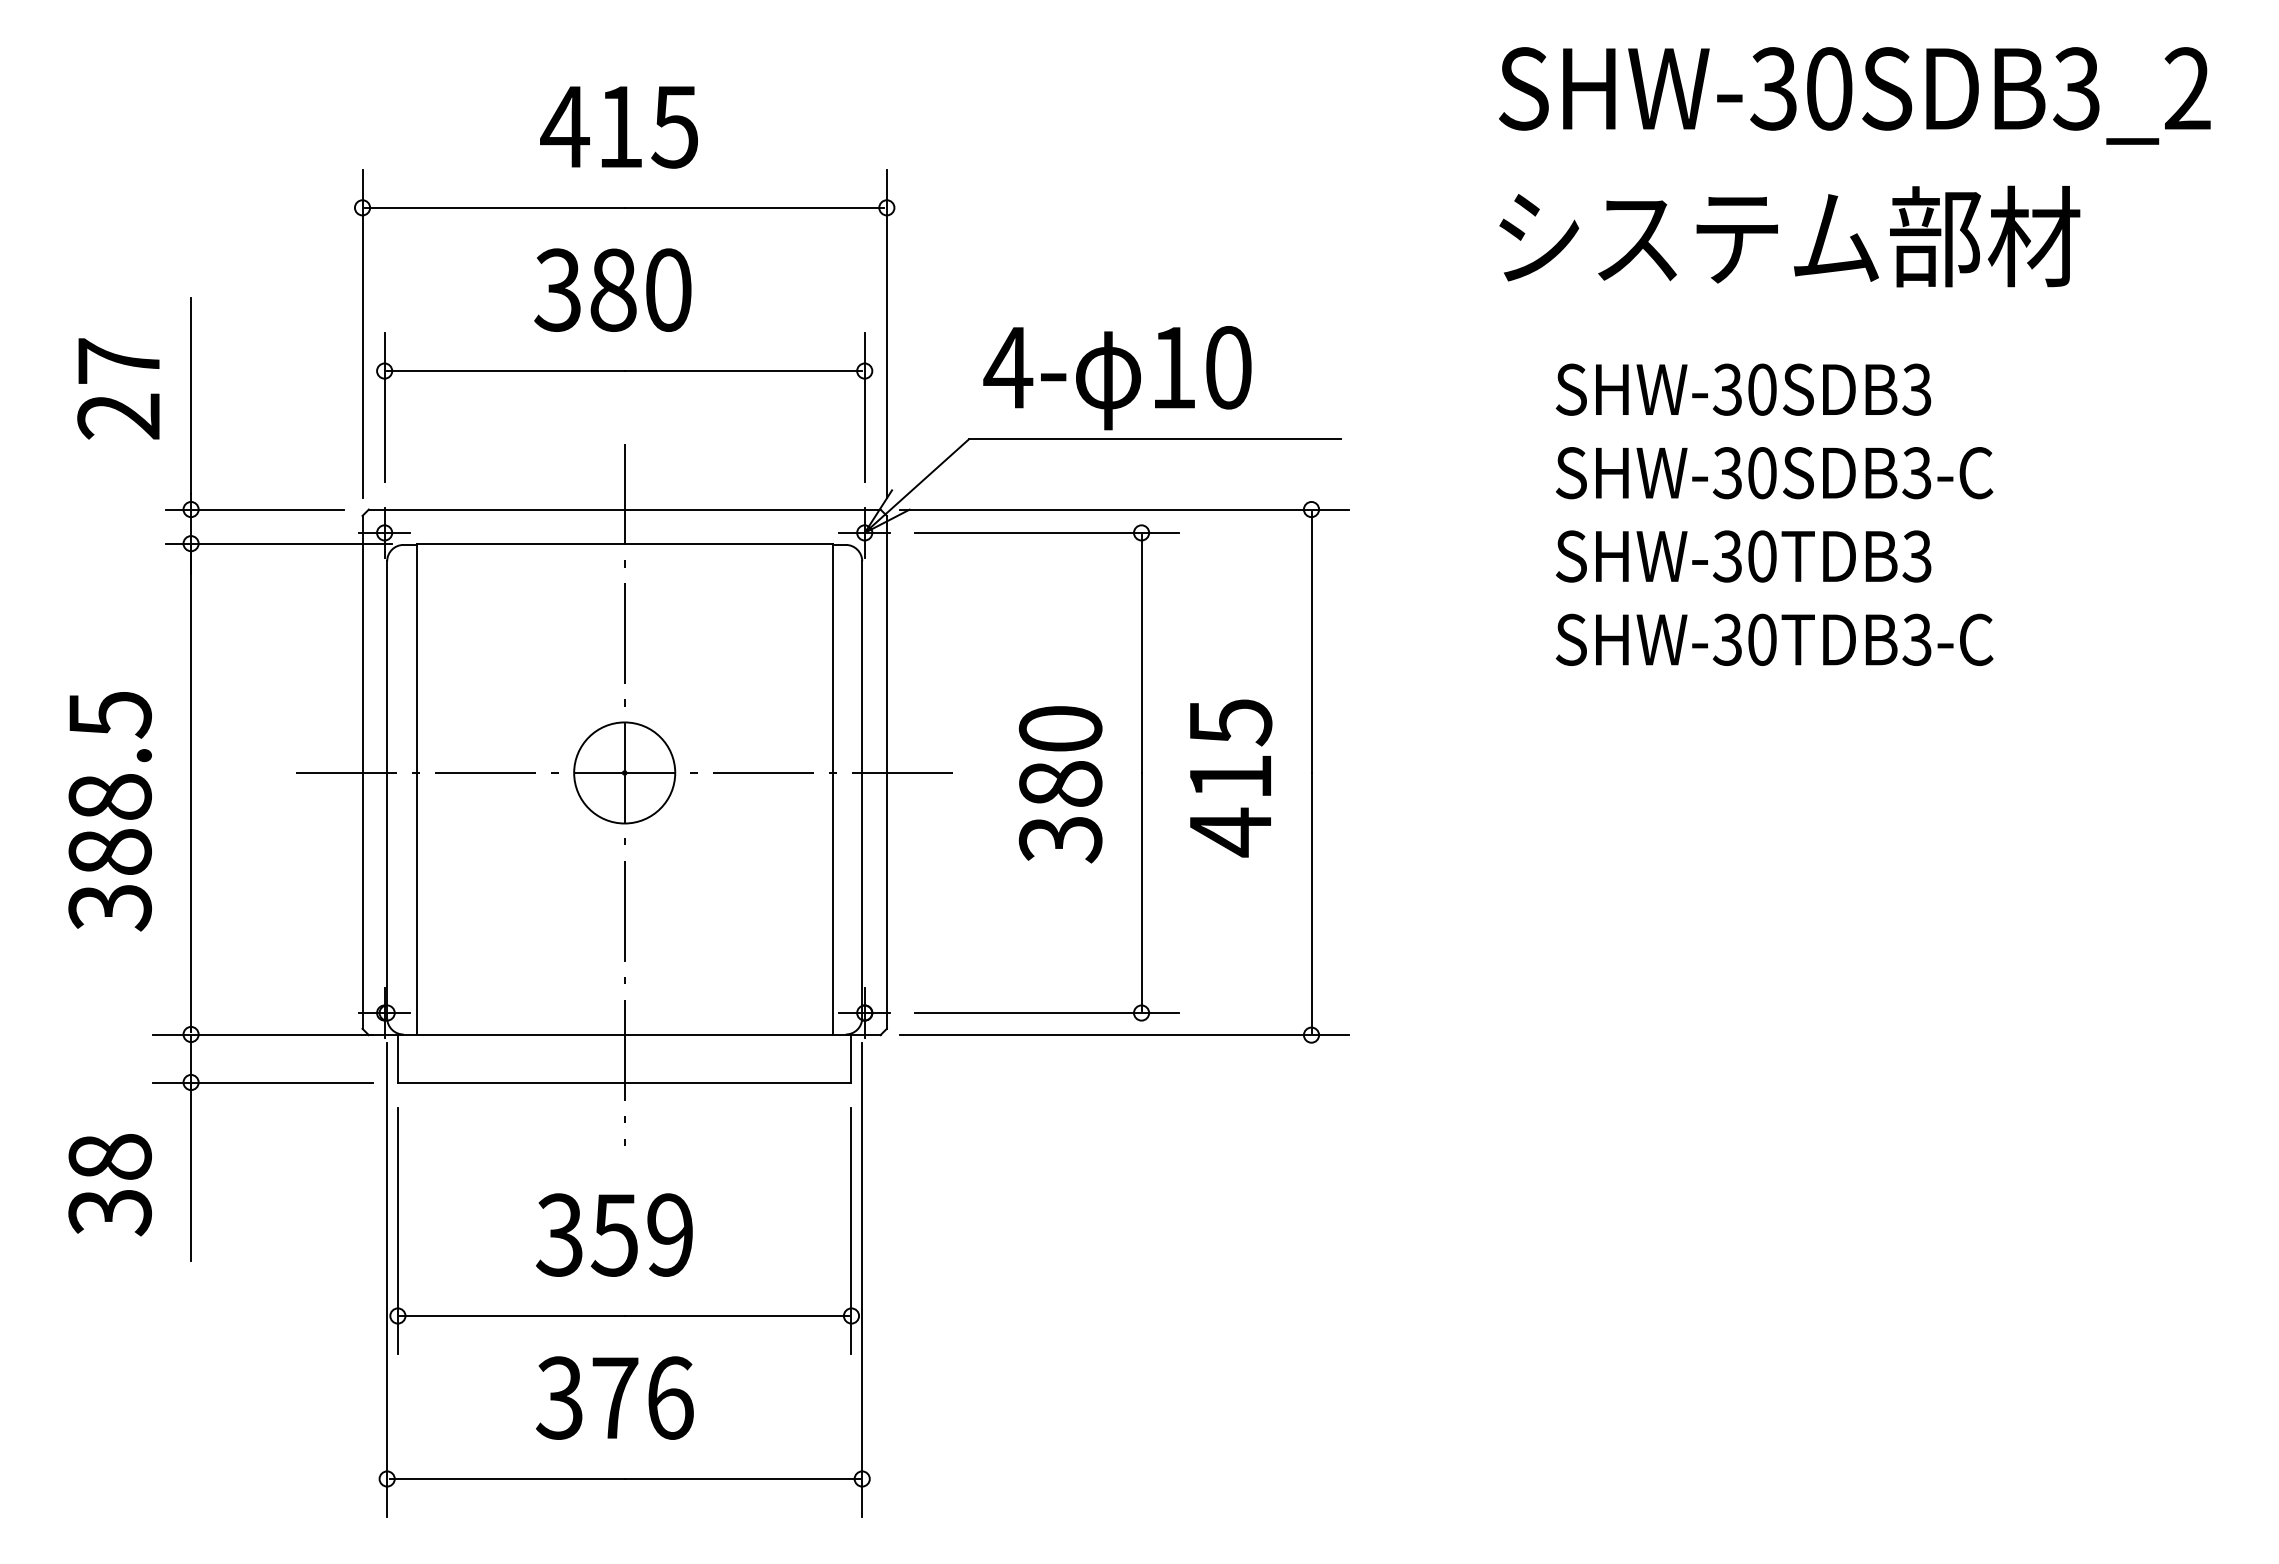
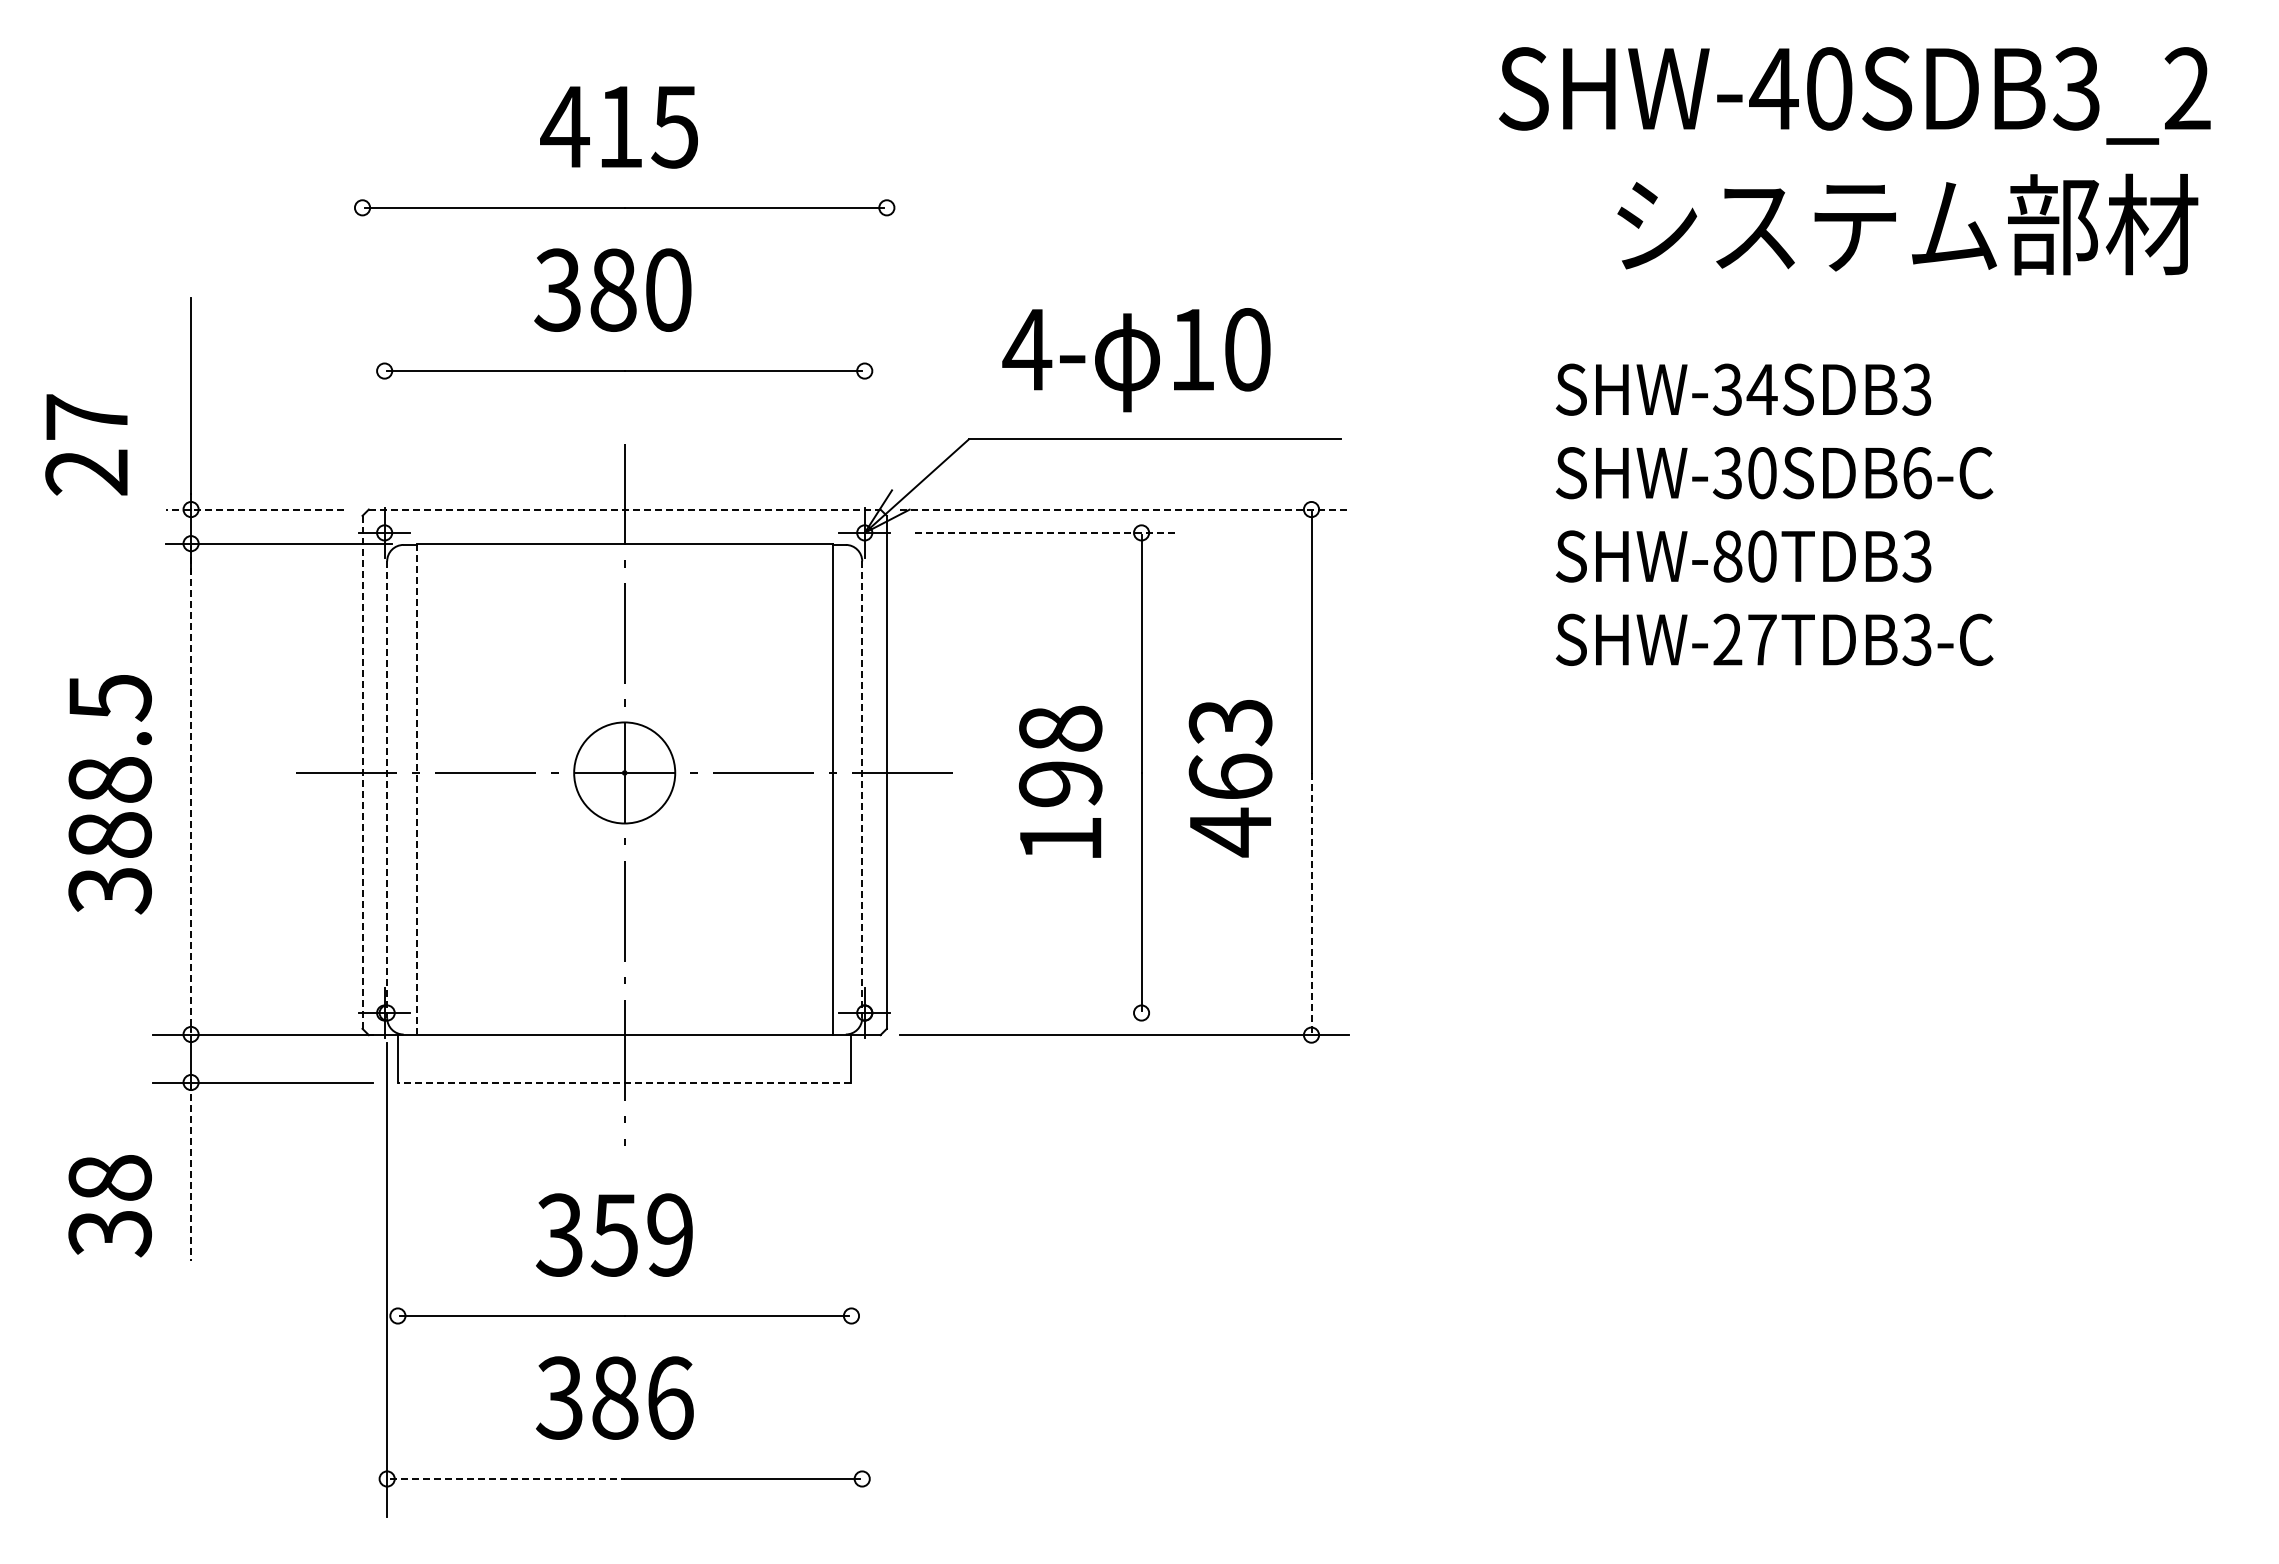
text: SHW-30SDB3_2 -> SHW-40SDB3_2 (1773, 88)
text position: (1789, 236) -> (1907, 224) (1907, 224)
line: present -> none (362, 333)
line: present -> none (886, 333)
text position: (1117, 378) -> (1136, 360) (1136, 360)
text position: (118, 388) -> (86, 444) (86, 444)
text: SHW-30SDB3 -> SHW-34SDB3 (1761, 389)
line: present -> none (384, 407)
line: present -> none (864, 407)
text: SHW-30SDB3-C -> SHW-30SDB6-C (1916, 473)
line: solid -> dashed (254, 509)
line: solid -> dashed (624, 509)
line: solid -> dashed (1124, 509)
line: solid -> dashed (1047, 532)
text: SHW-30TDB3 -> SHW-80TDB3 (1727, 556)
text: SHW-30TDB3-C -> SHW-27TDB3-C (1744, 639)
text: 415 -> 463 (1230, 748)
line: solid -> dashed (362, 772)
text: 380 -> 198 (1060, 784)
line: solid -> dashed (191, 789)
line: solid -> dashed (416, 789)
line: solid -> dashed (387, 790)
line: solid -> dashed (862, 790)
text position: (109, 811) -> (109, 794) (109, 794)
line: solid -> dashed (1311, 902)
line: present -> none (1047, 1013)
line: solid -> dashed (624, 1082)
line: solid -> dashed (191, 1172)
text position: (109, 1185) -> (109, 1206) (109, 1206)
line: present -> none (397, 1230)
line: present -> none (851, 1230)
line: present -> none (862, 1279)
text: 376 -> 386 (615, 1397)
line: solid -> dashed (507, 1478)
